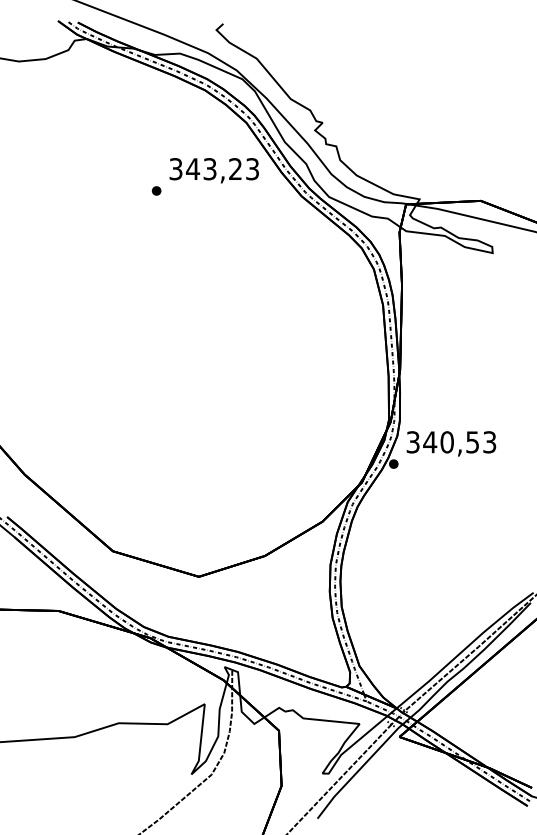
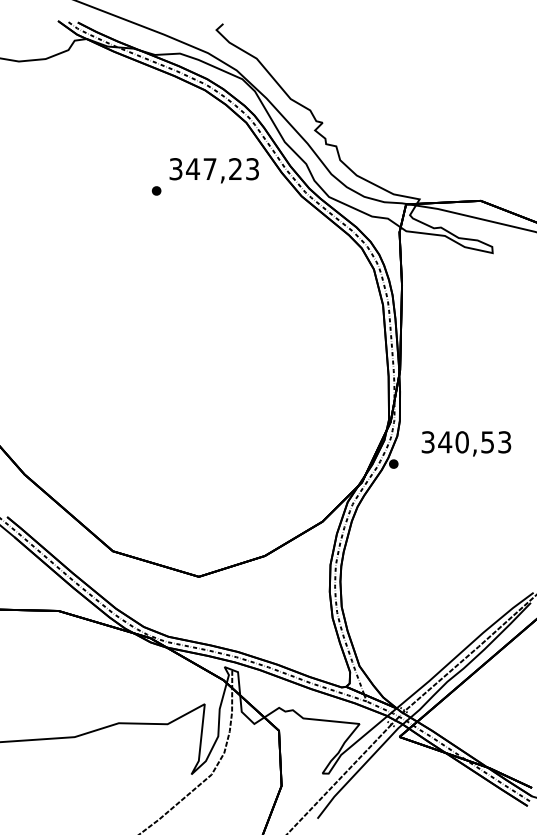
text: 343,23 -> 347,23 (209, 169)
text position: (451, 443) -> (466, 443) (466, 443)
